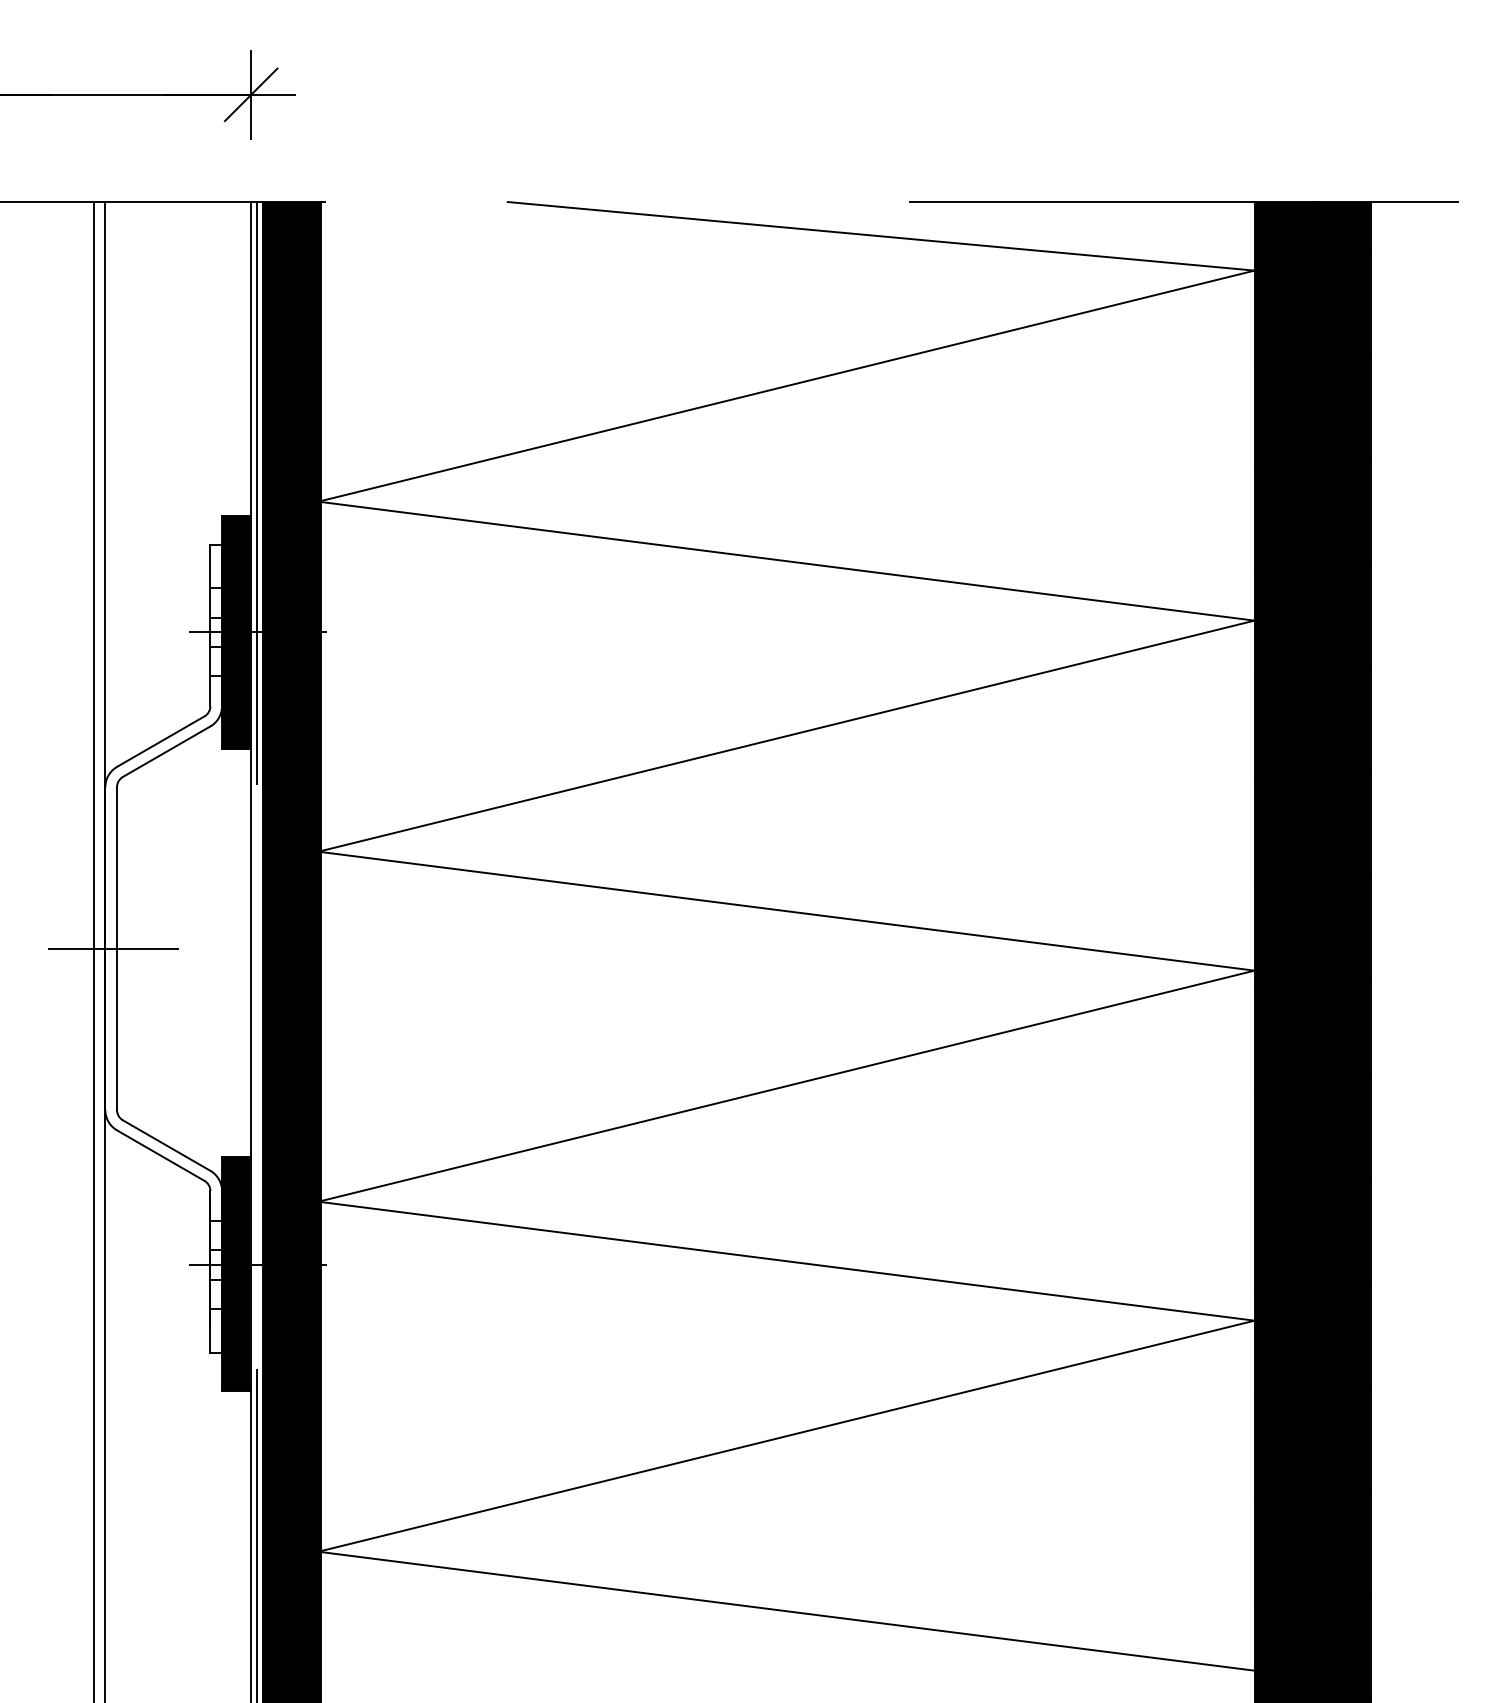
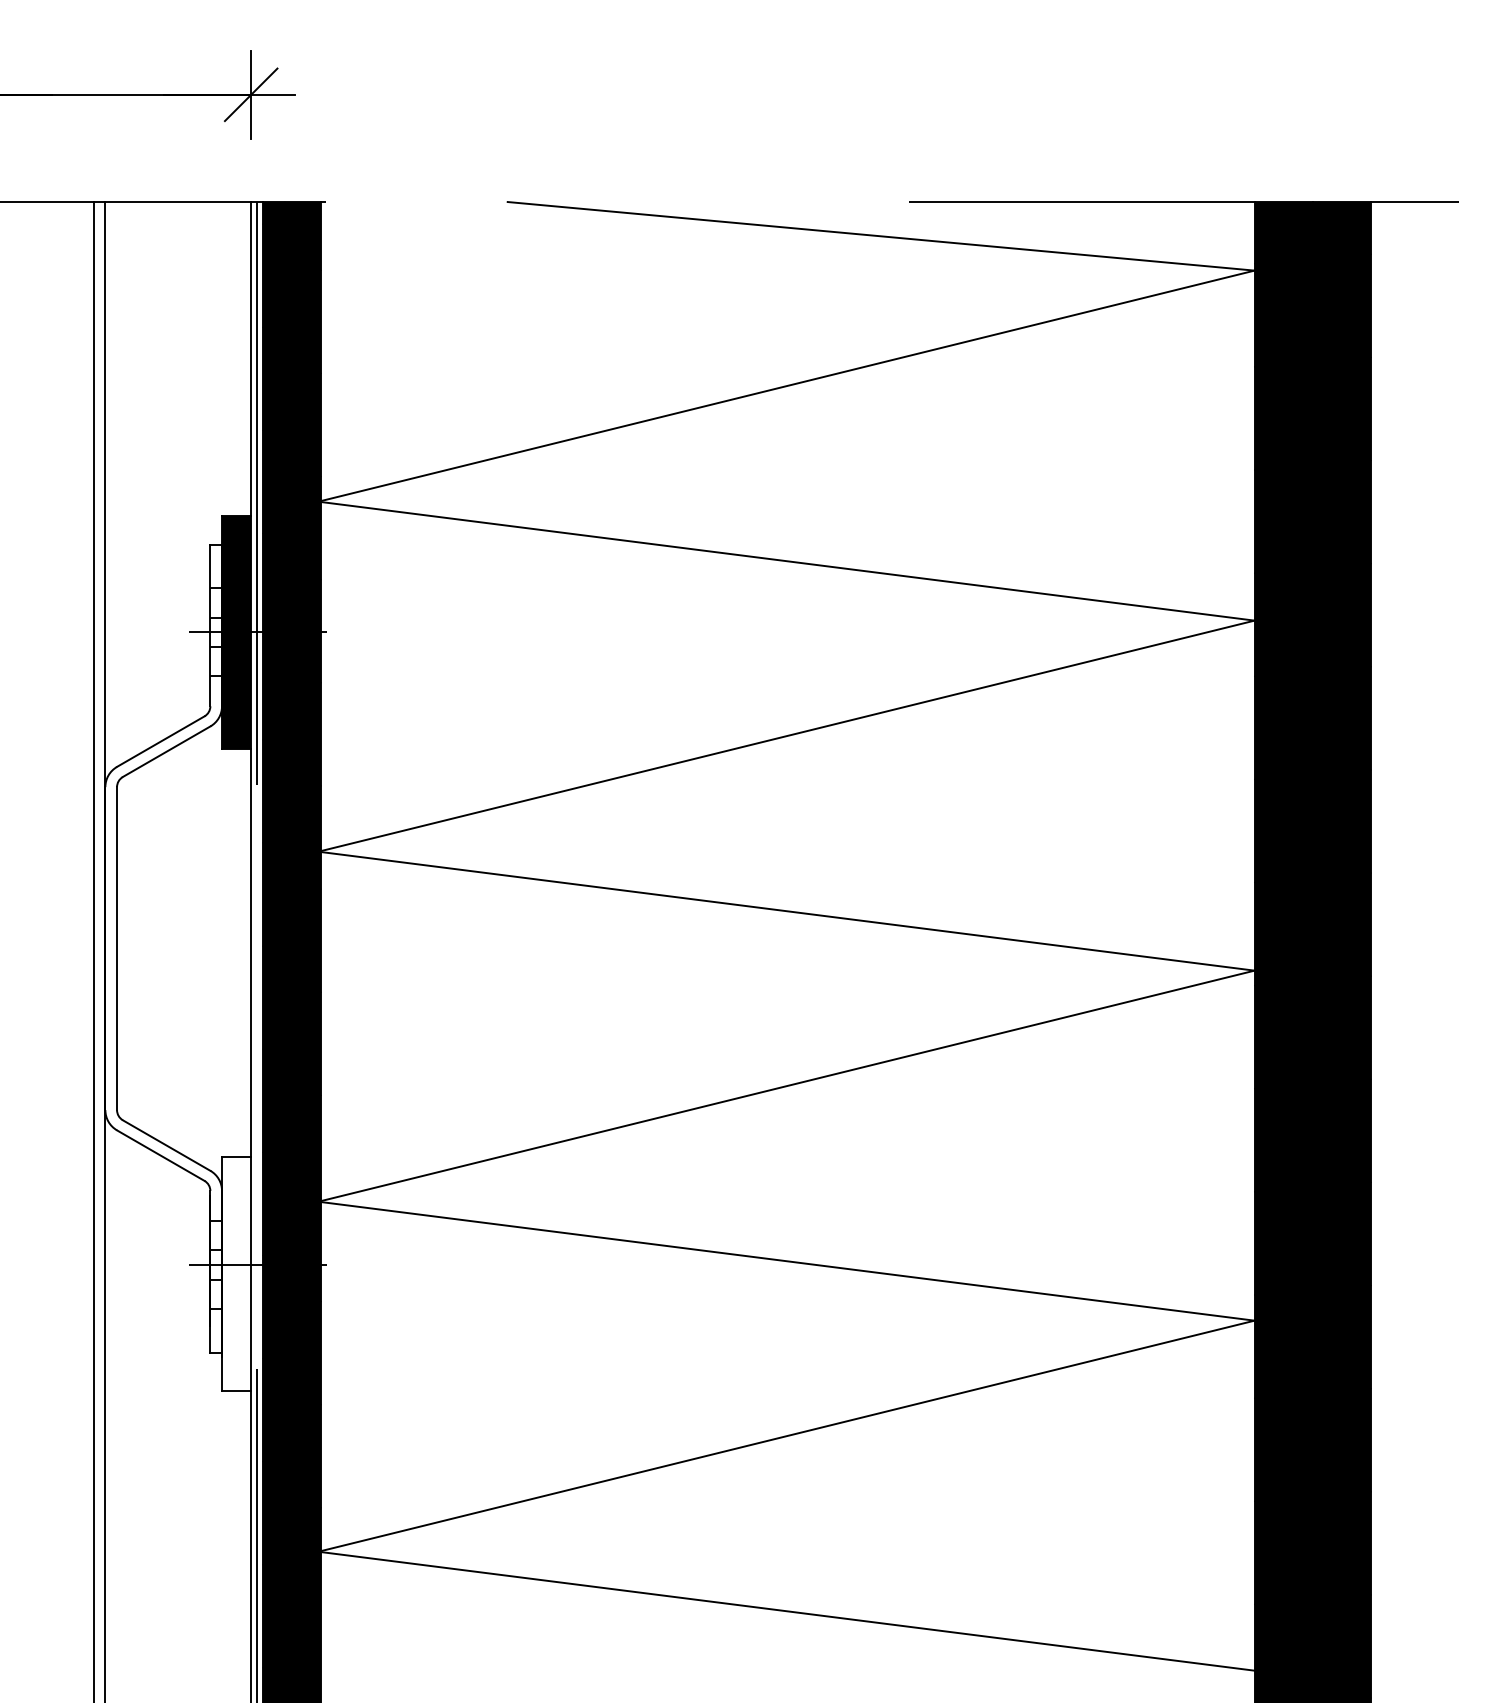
line: present -> none (113, 948)
fill: present -> none (236, 1273)
